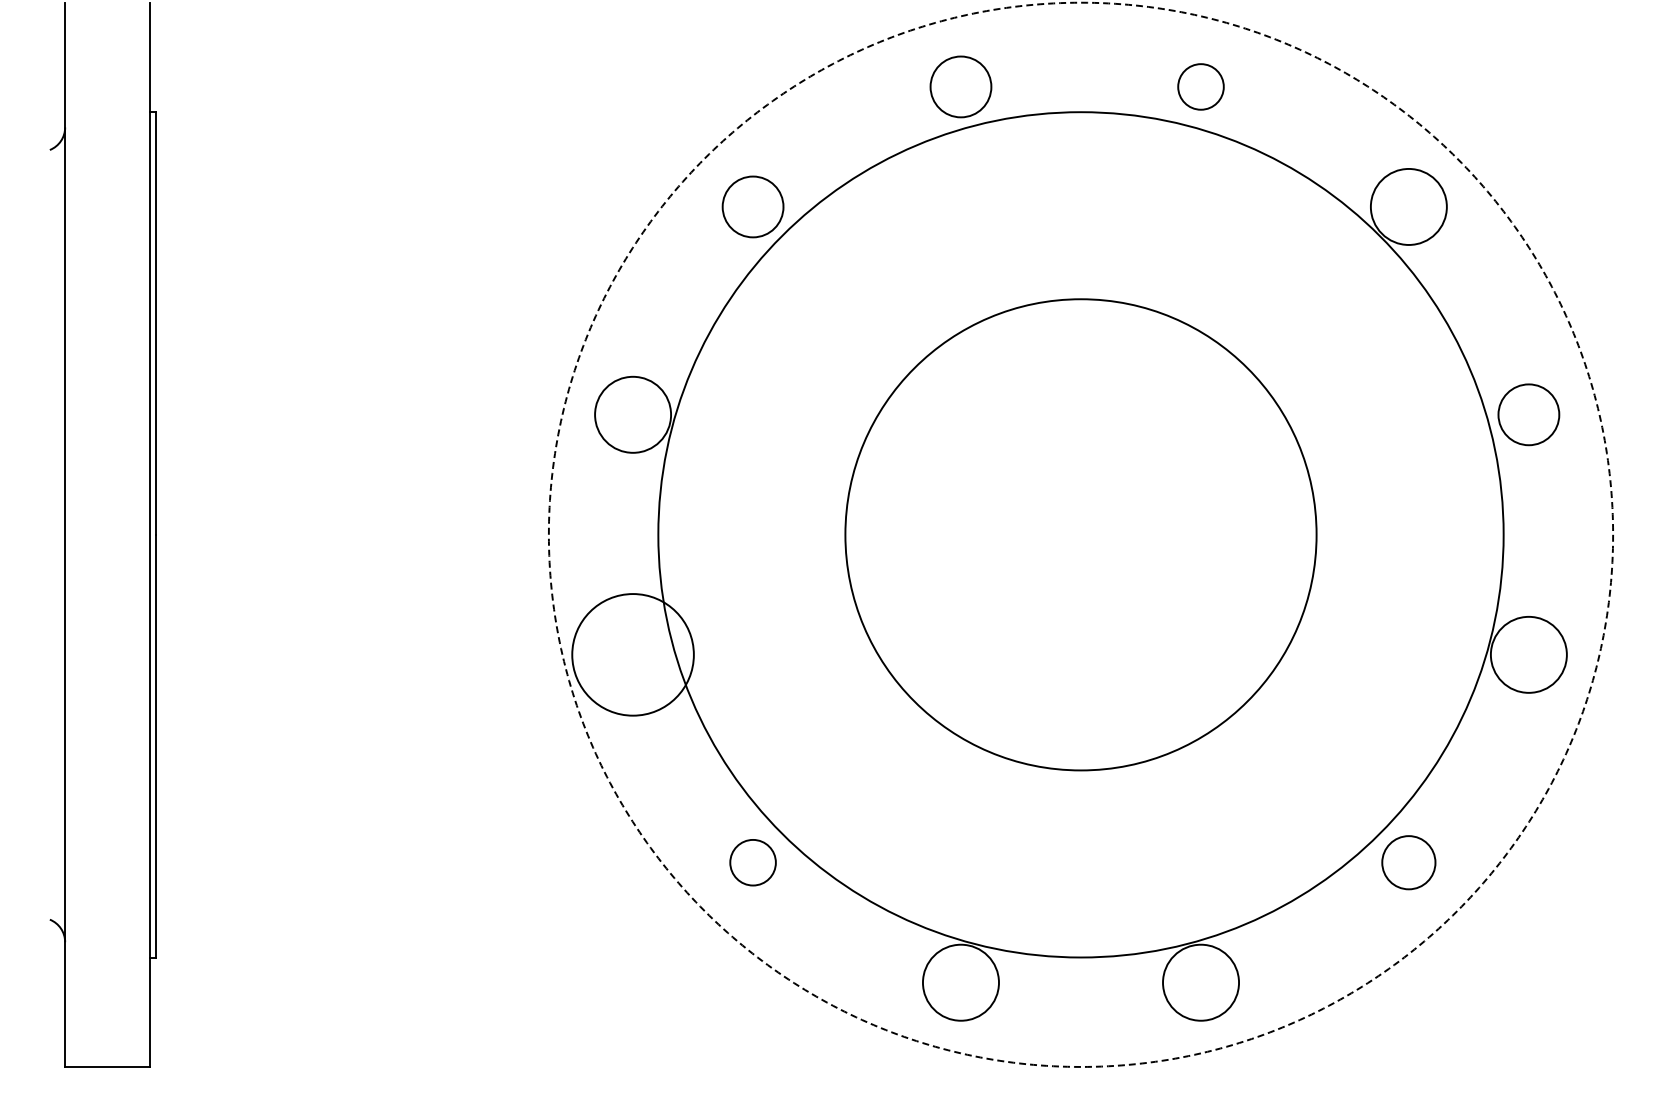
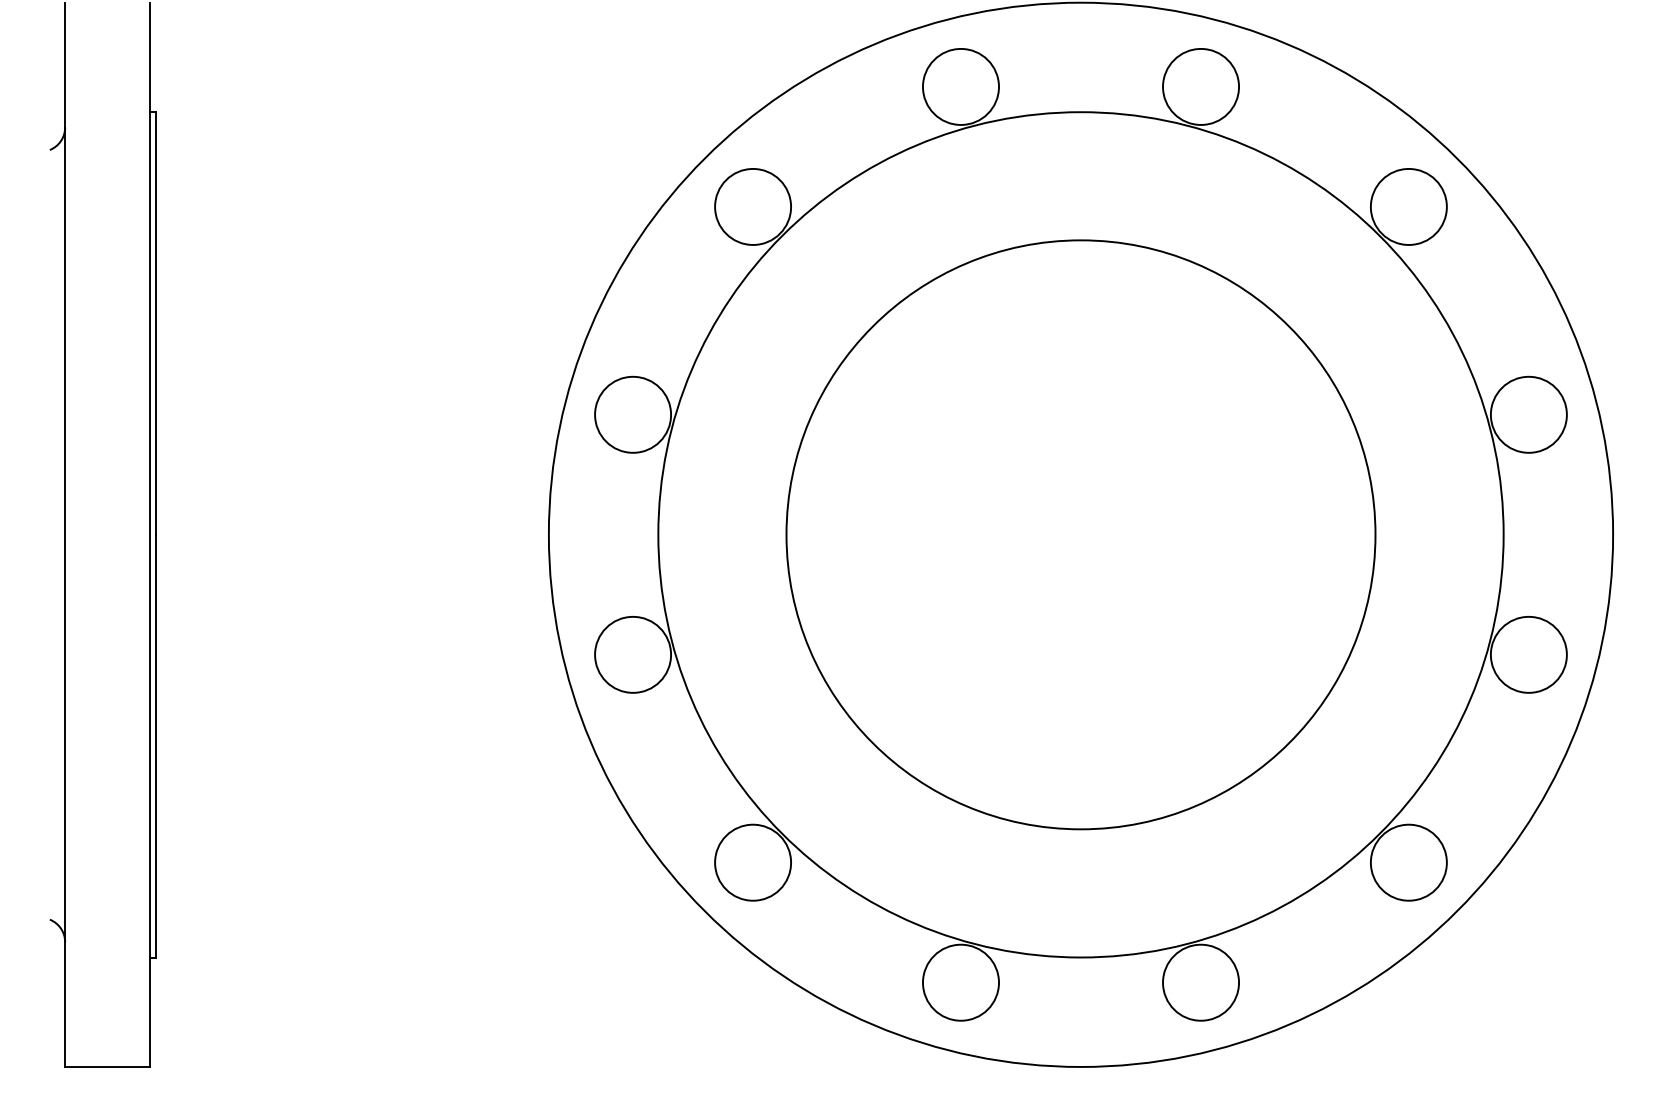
circle diameter: 61 px -> 76 px (960, 86)
circle diameter: 46 px -> 76 px (1201, 86)
circle diameter: 61 px -> 76 px (753, 206)
circle diameter: 61 px -> 76 px (1528, 414)
circle diameter: 471 px -> 589 px (1080, 534)
circle: dashed -> solid (1080, 534)
circle diameter: 122 px -> 76 px (633, 654)
circle diameter: 46 px -> 76 px (753, 862)
circle diameter: 53 px -> 76 px (1408, 862)
